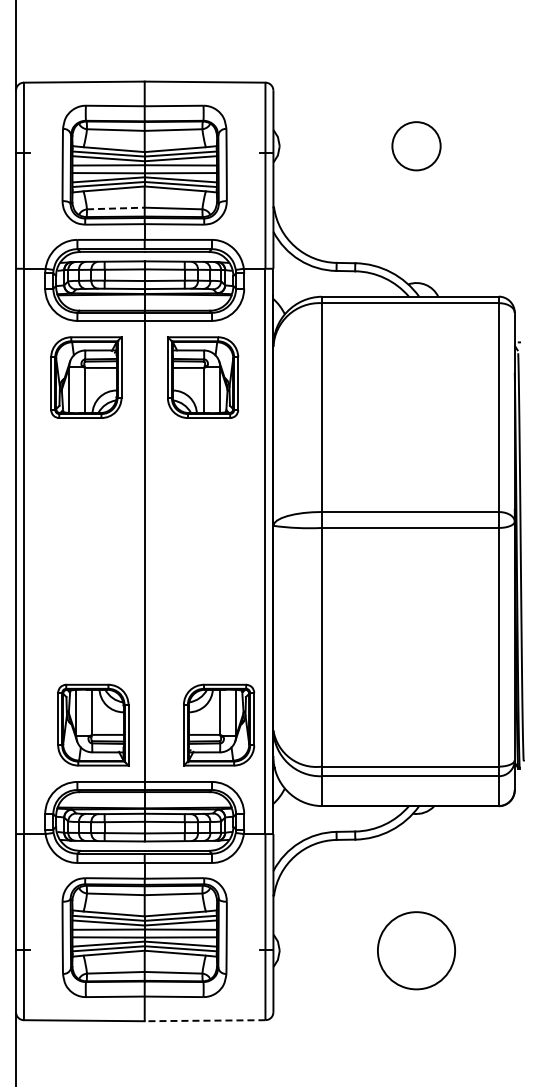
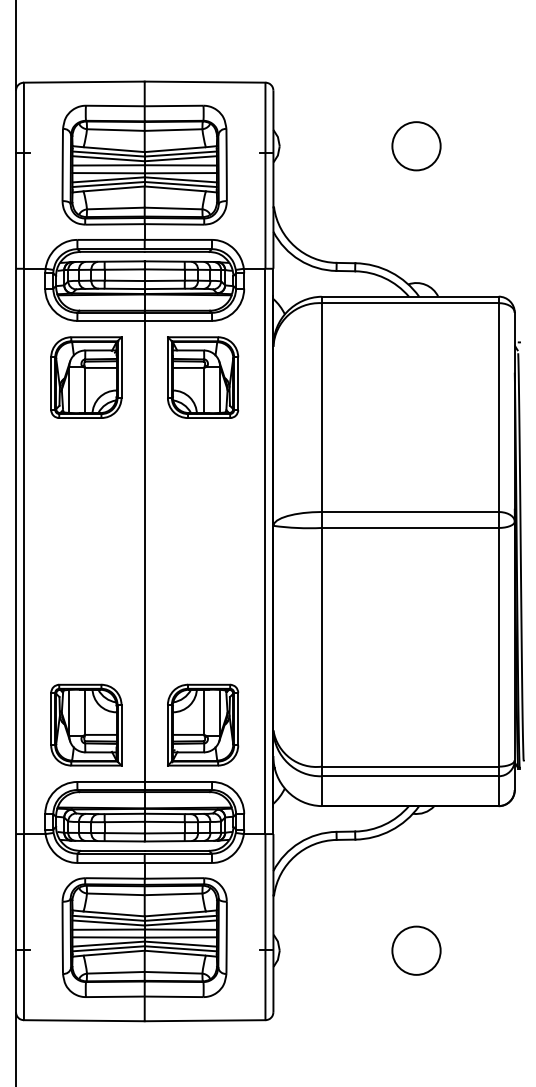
line: dashed -> solid (115, 208)
part position: (93, 724) -> (86, 724) (86, 724)
part position: (219, 724) -> (203, 724) (203, 724)
circle diameter: 77 px -> 48 px (416, 950)
line: dashed -> solid (204, 1020)
